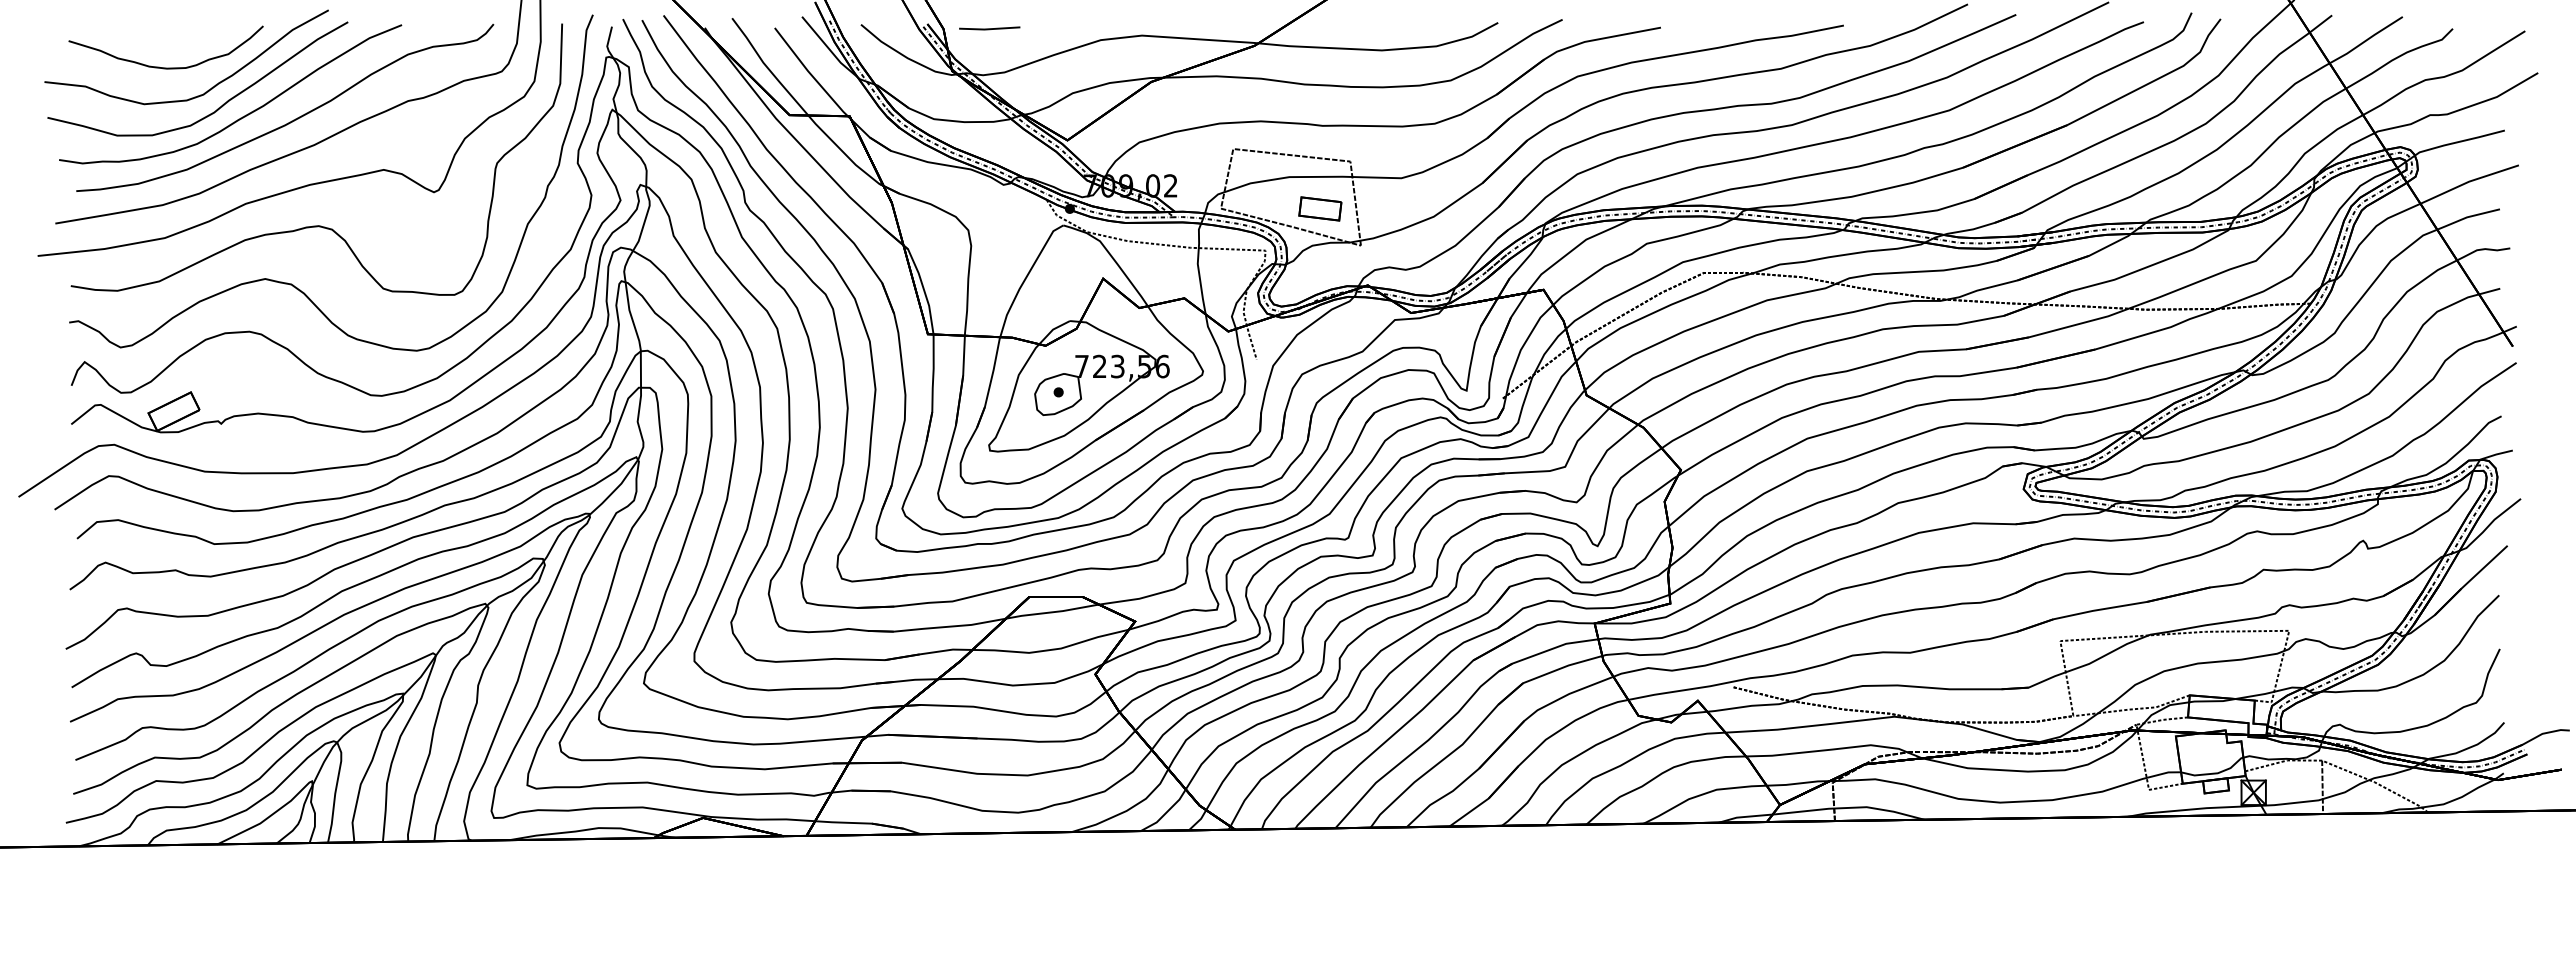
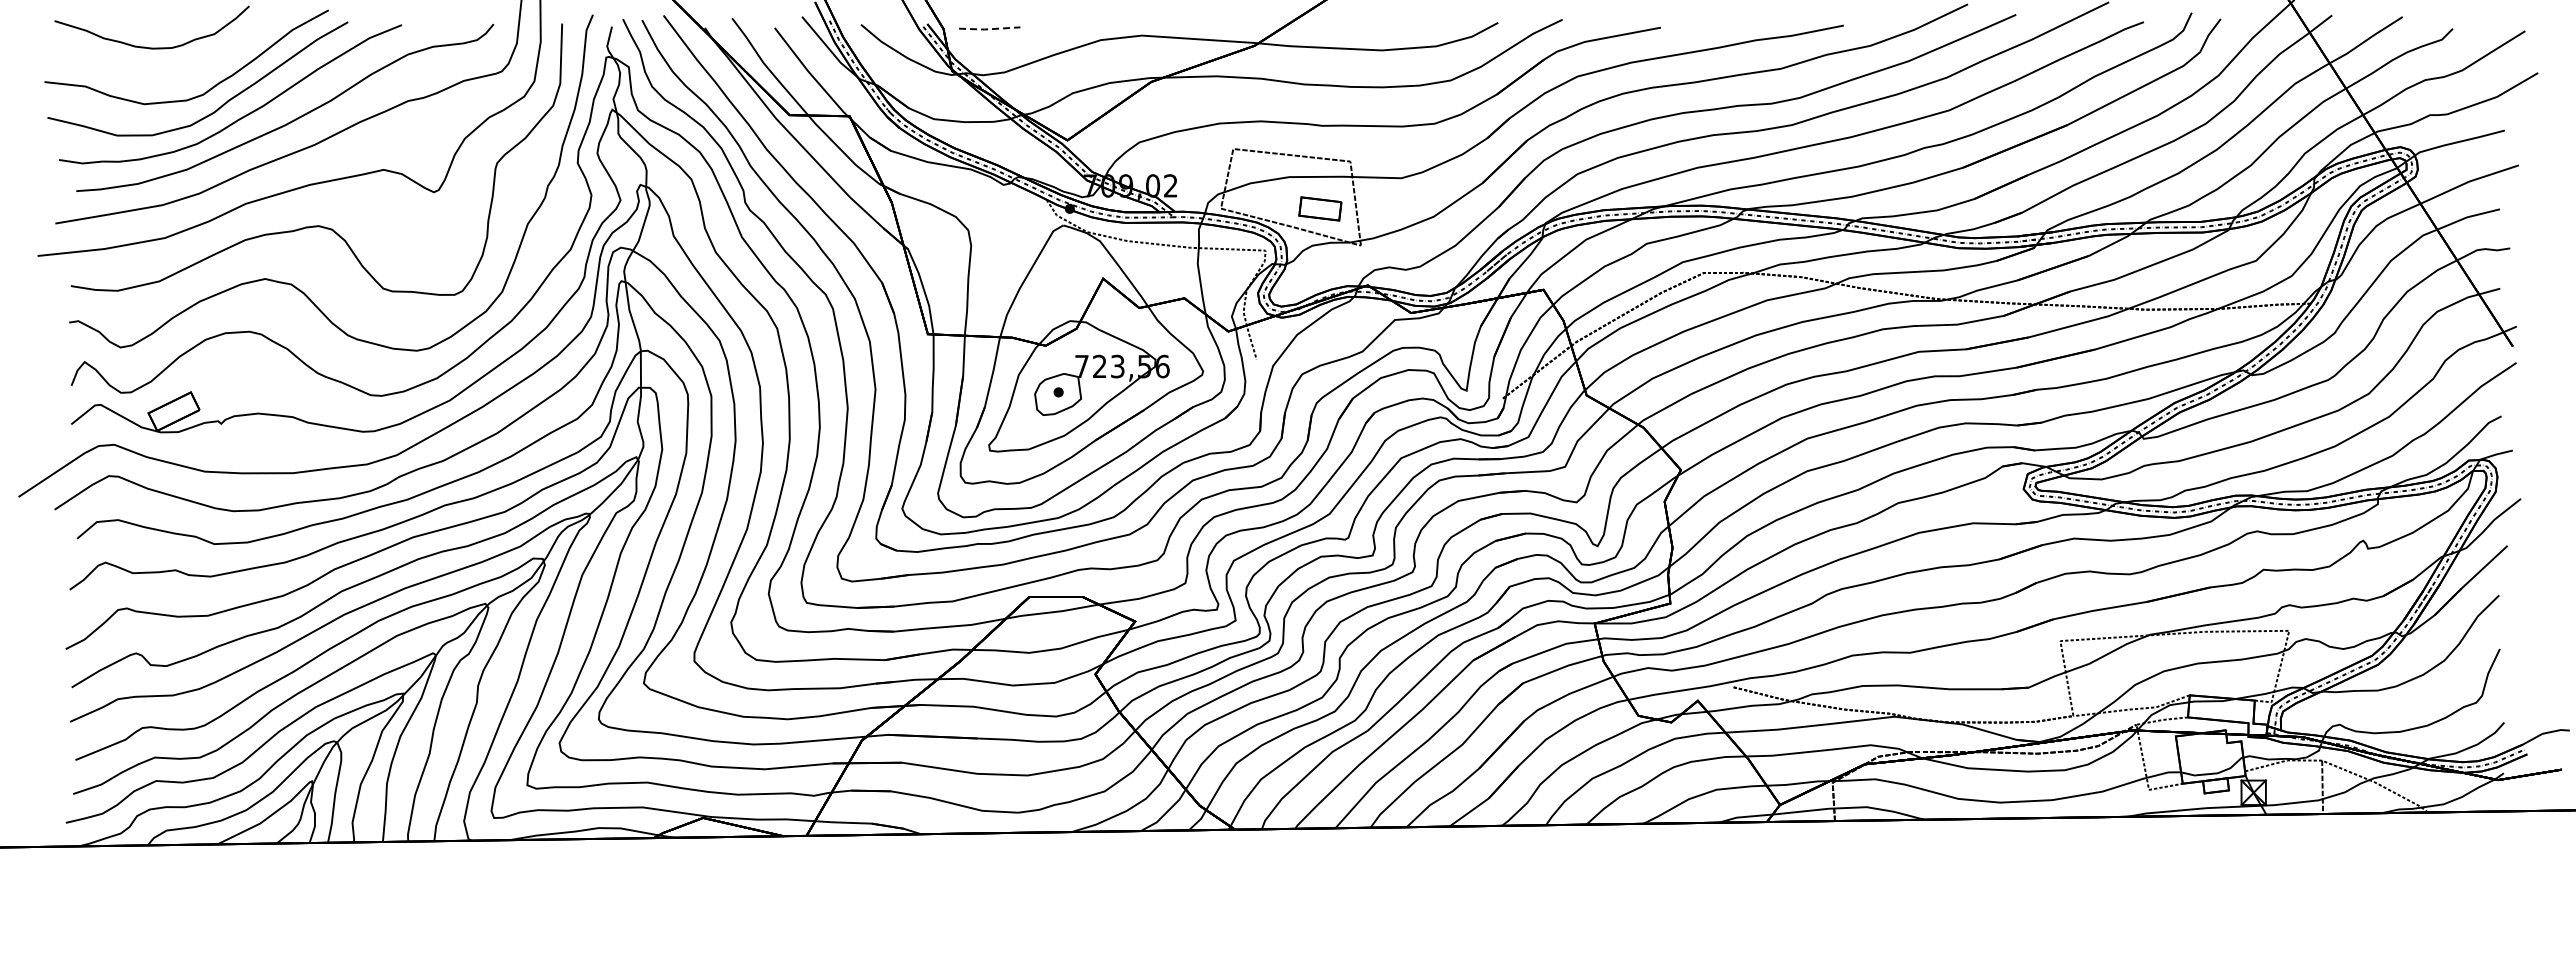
line: solid -> dashed (989, 29)
curve position: (159, 66) -> (145, 46) (145, 46)
